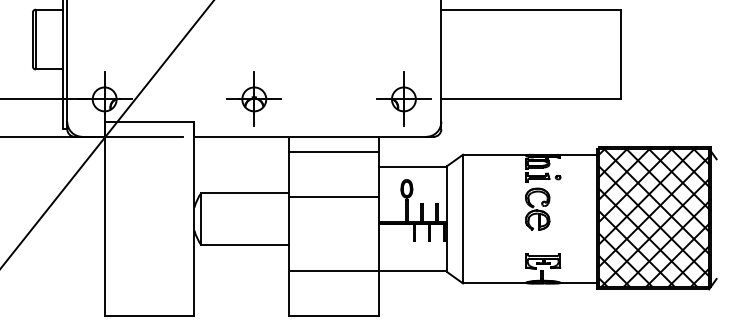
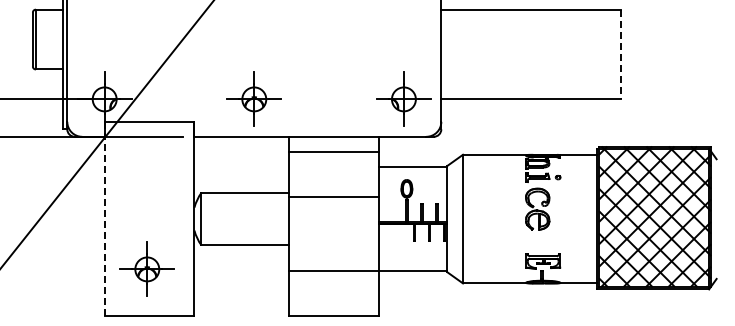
line: solid -> dashed (620, 54)
line: solid -> dashed (104, 219)
part: none -> present (146, 268)
